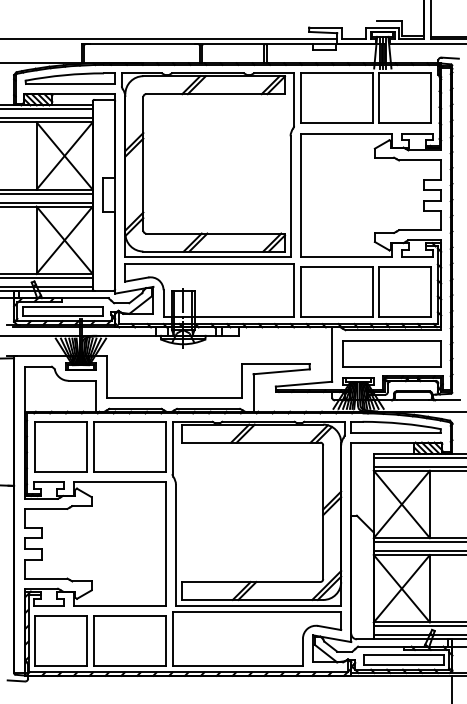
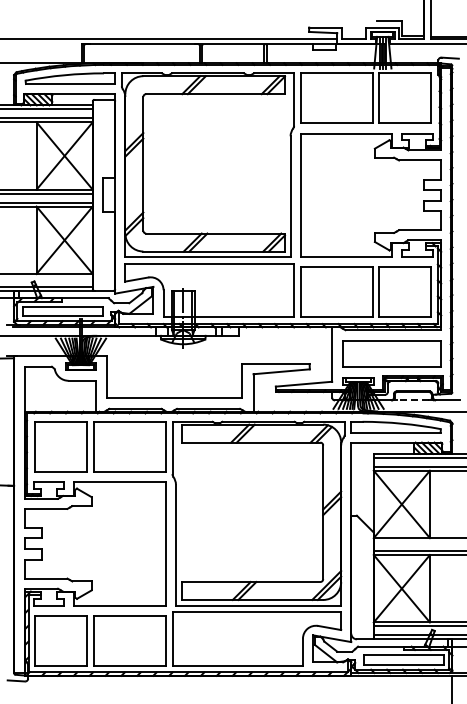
line: present -> none (47, 277)
line: solid -> dashed (413, 400)
line: present -> none (418, 542)
